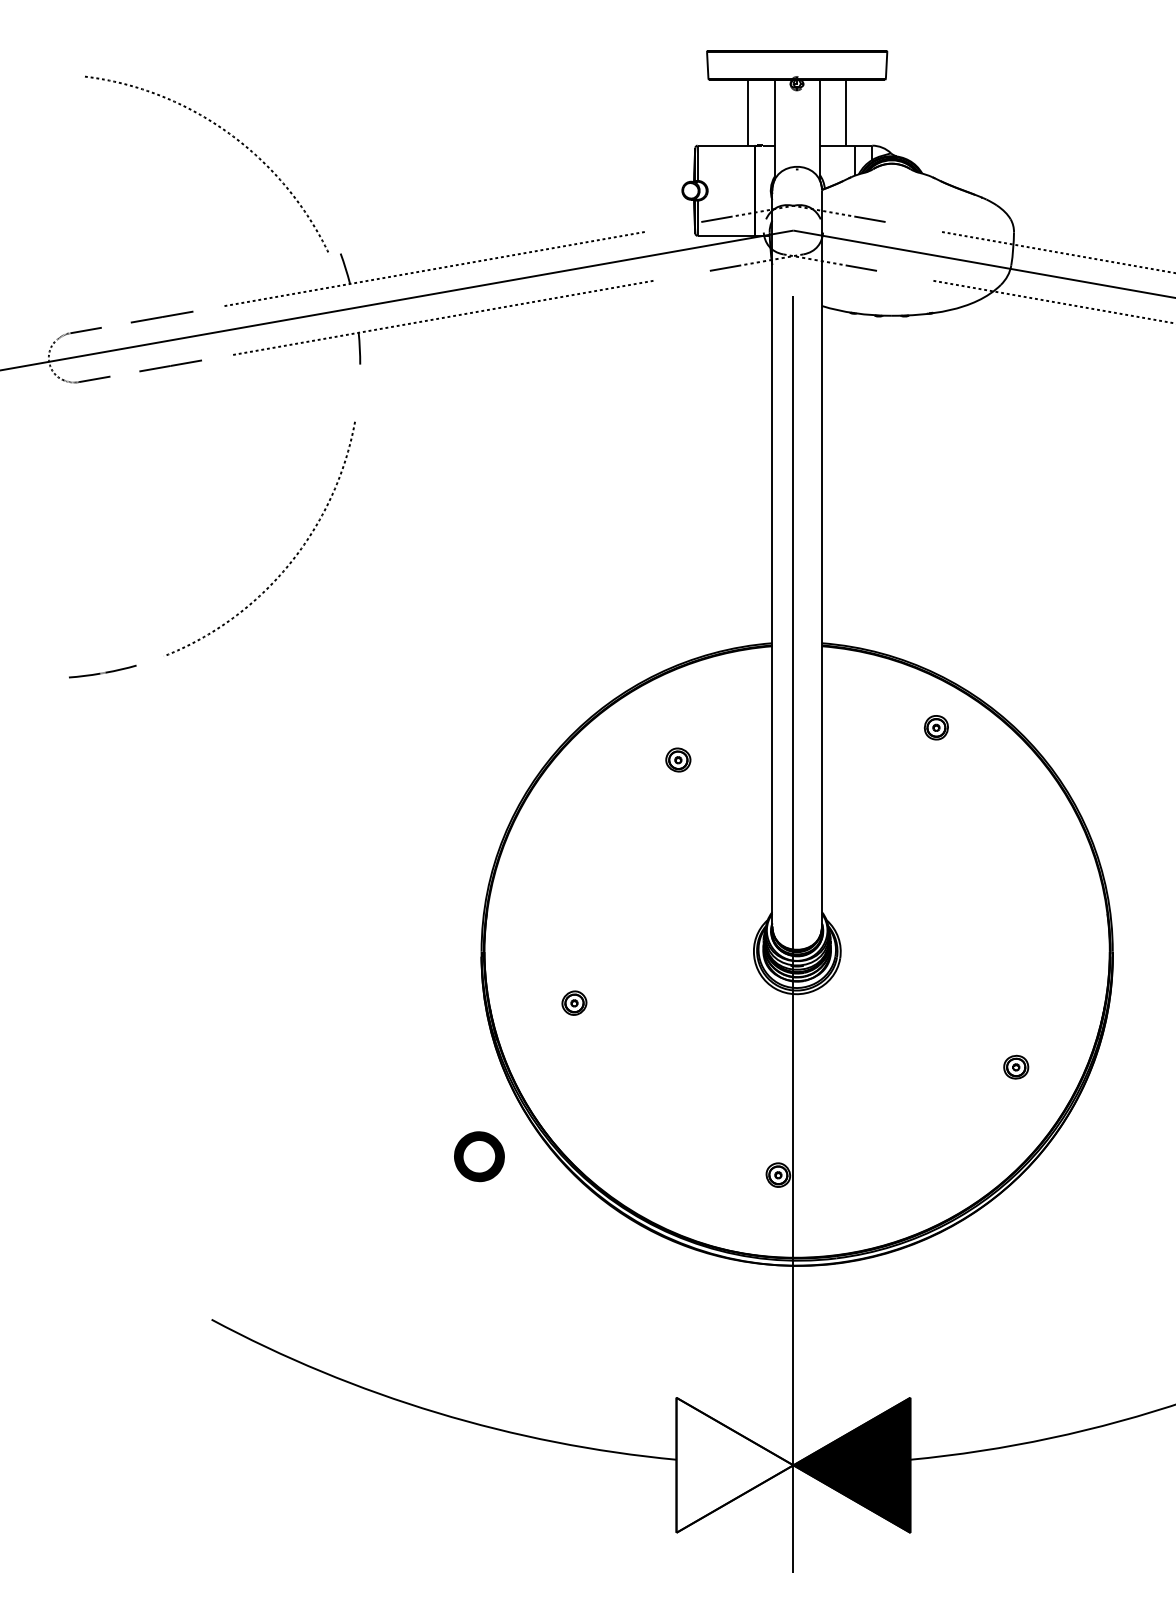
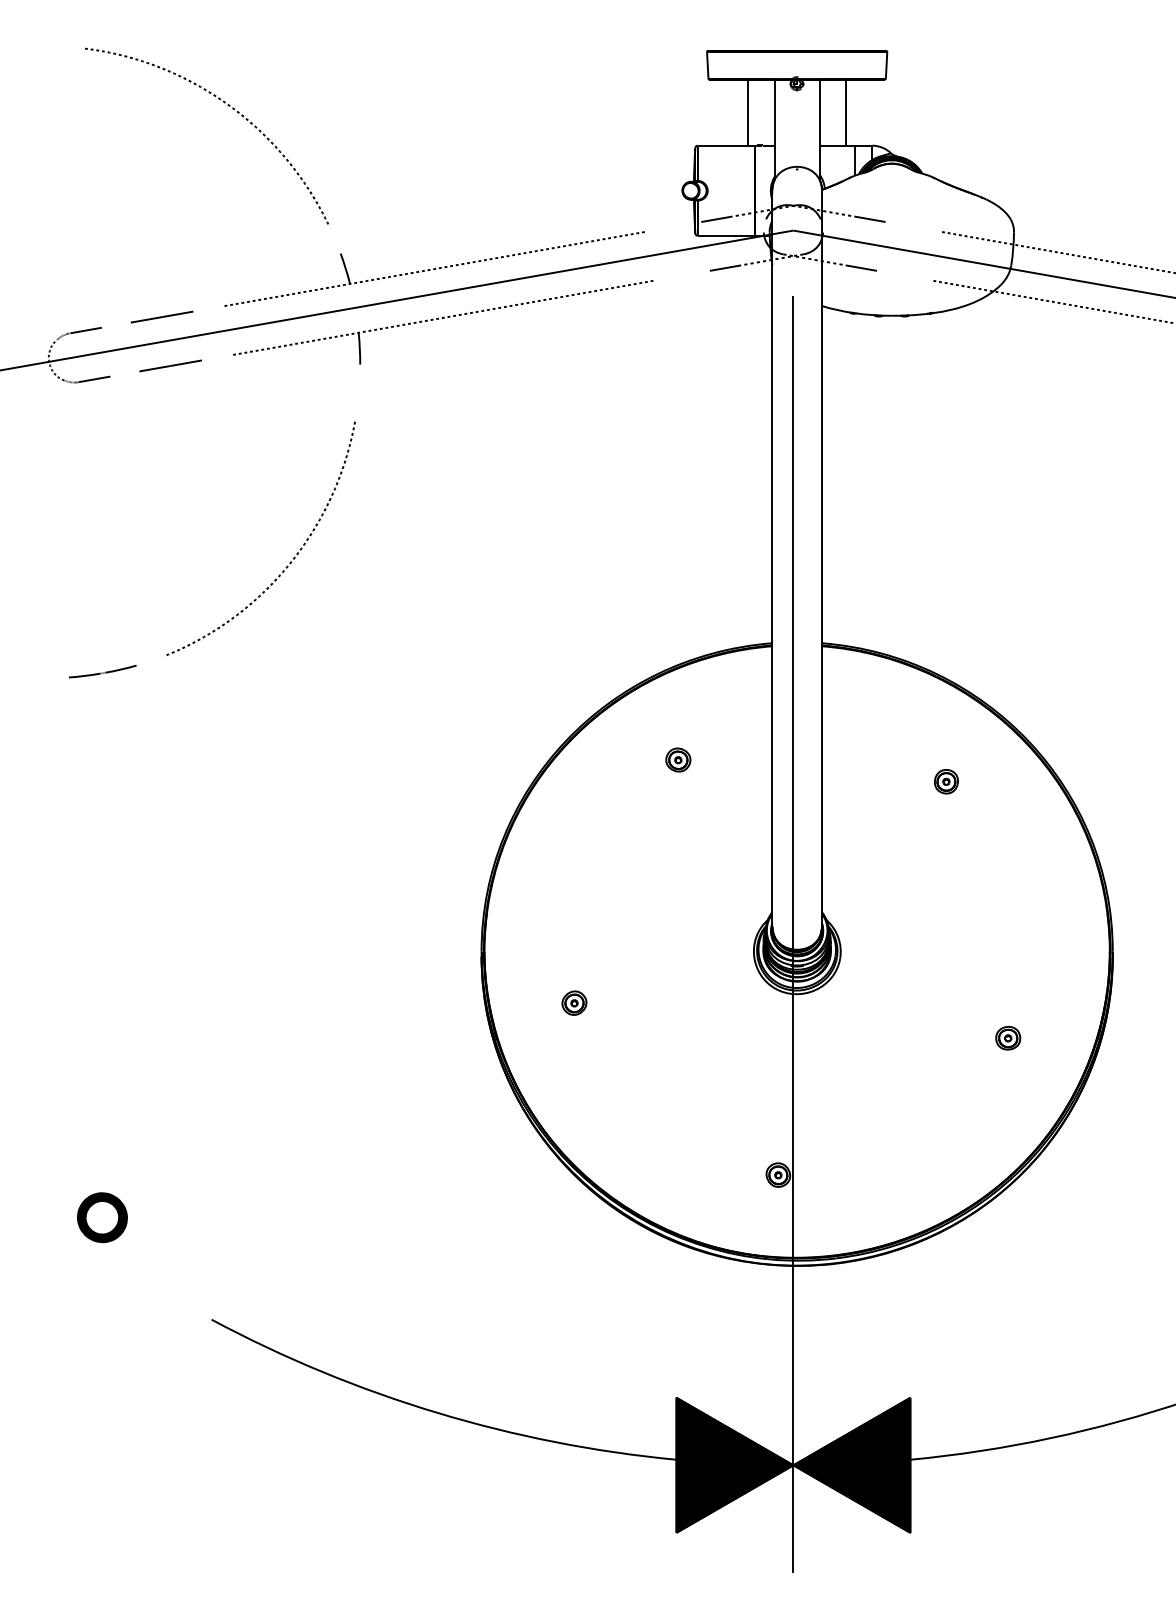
curve position: (228, 134) -> (228, 106) (228, 106)
part position: (935, 727) -> (945, 781) (945, 781)
part position: (1016, 1066) -> (1008, 1037) (1008, 1037)
text position: (479, 1156) -> (102, 1217) (102, 1217)
fill: none -> present (734, 1464)
